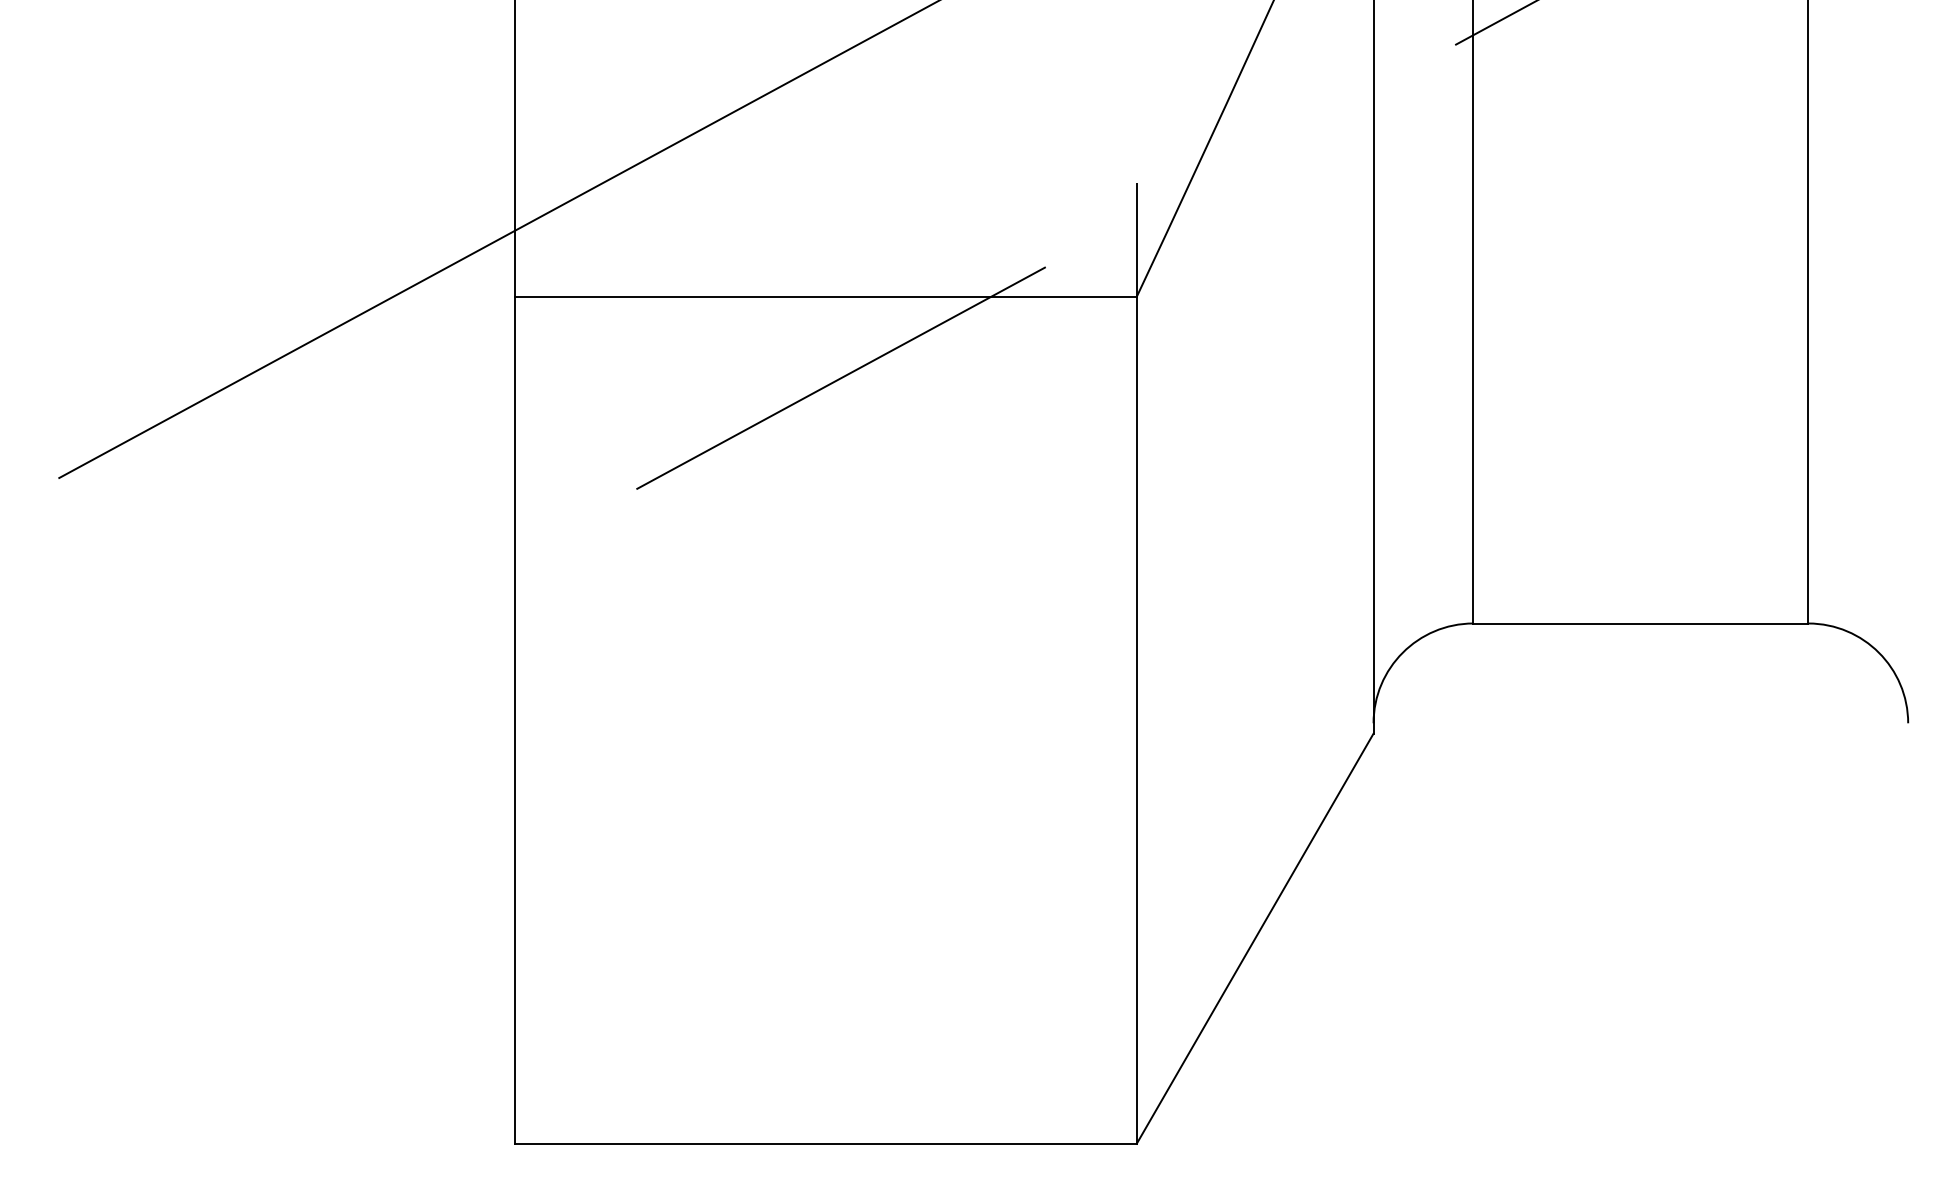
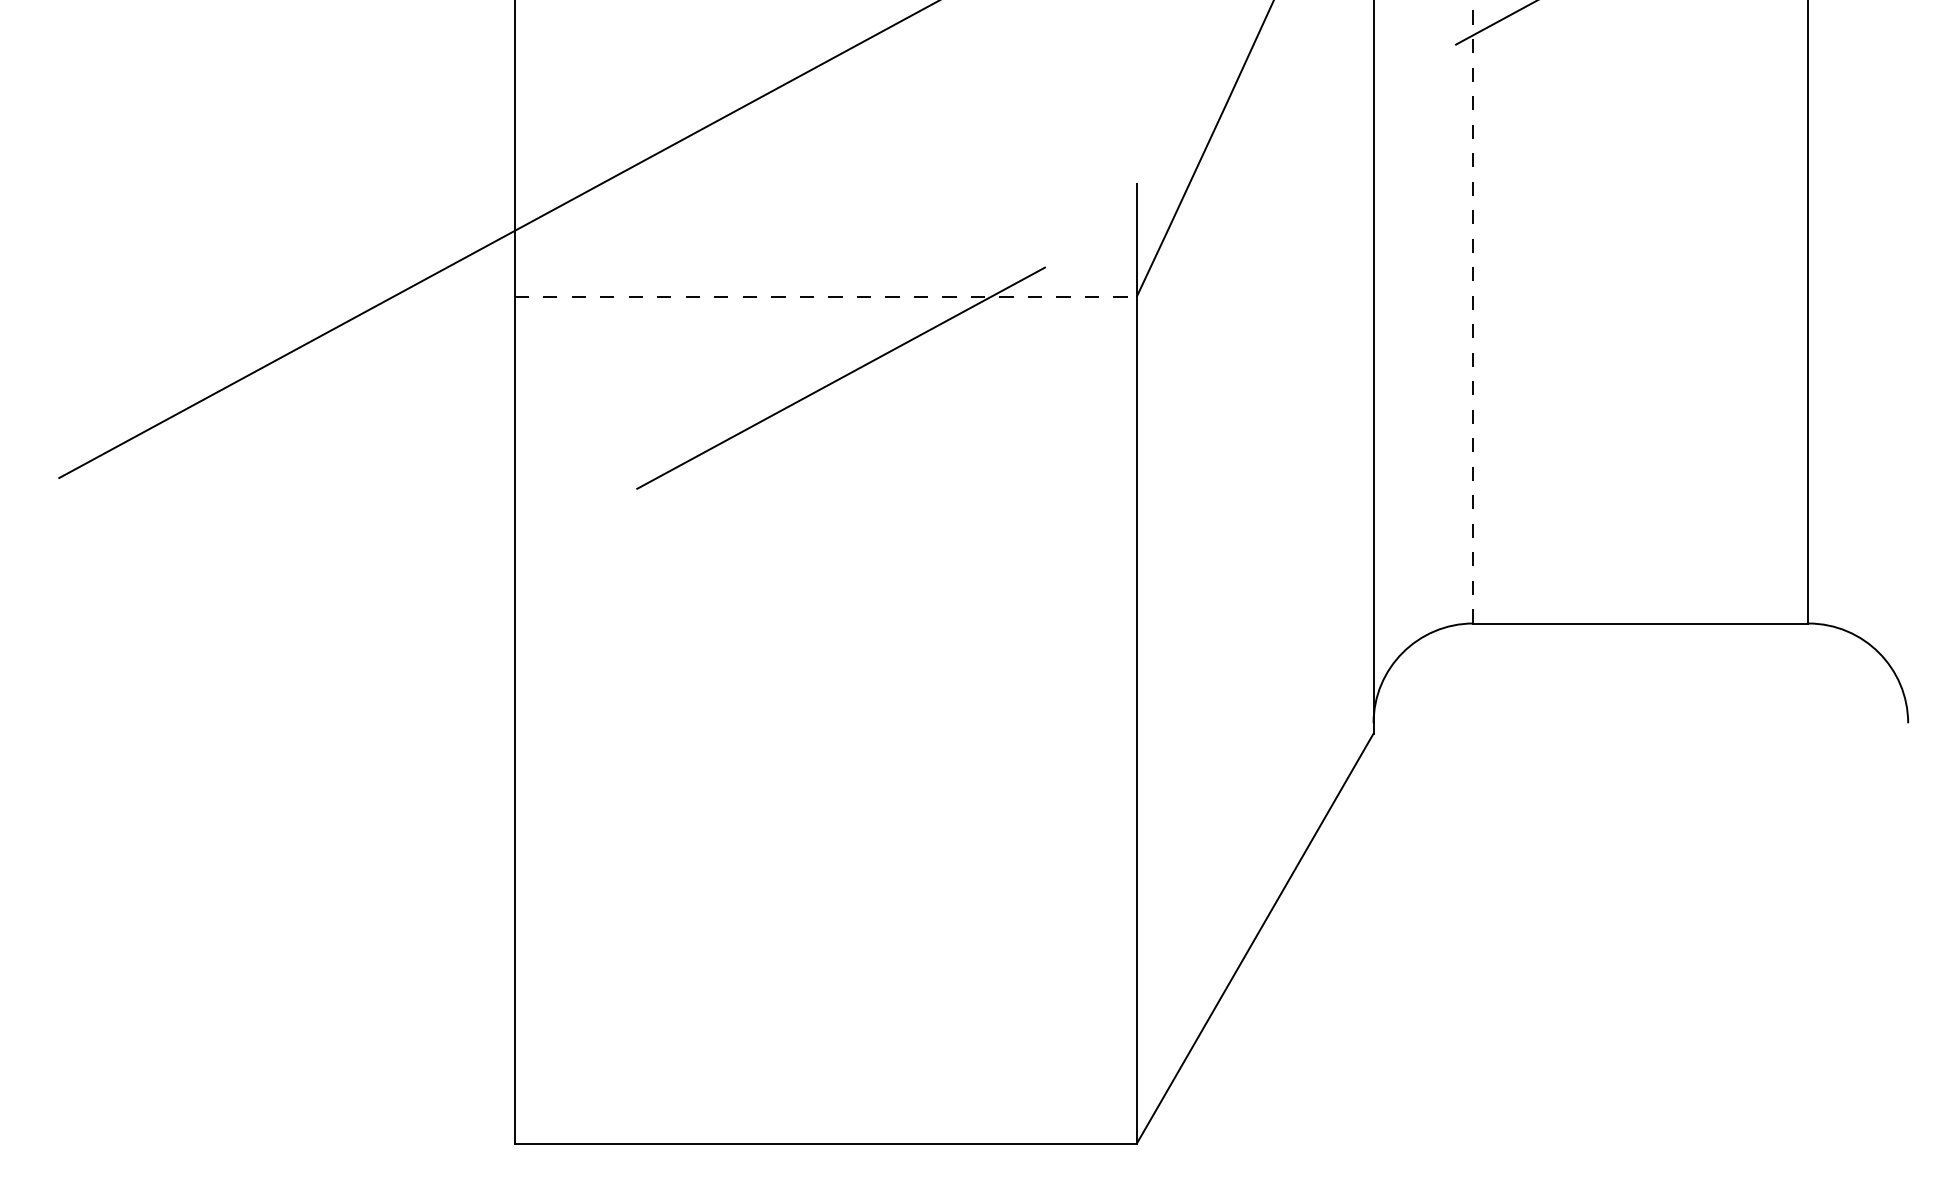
line: solid -> dashed (826, 296)
line: solid -> dashed (1473, 311)
